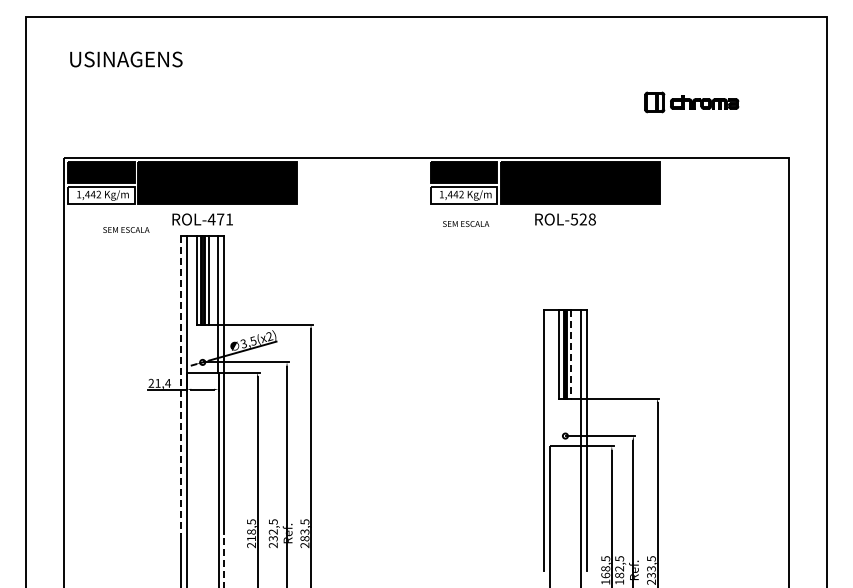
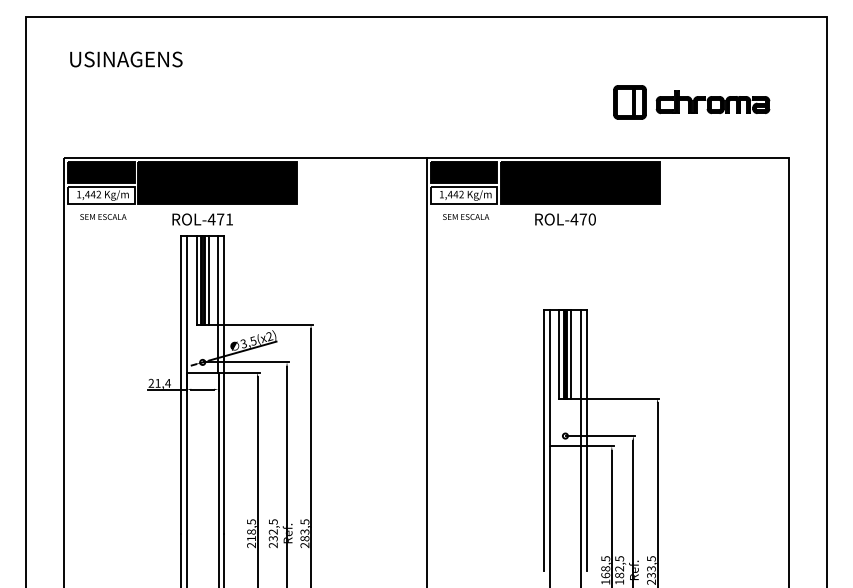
part size: 96x23 px -> 158x35 px (691, 102)
text: ROL-528 -> ROL-470 (582, 219)
text position: (466, 223) -> (466, 216) (466, 216)
text position: (126, 229) -> (103, 216) (103, 216)
line: dashed -> solid (571, 354)
line: none -> present (426, 370)
line: none -> present (549, 378)
line: dashed -> solid (181, 385)
line: dashed -> solid (224, 560)
